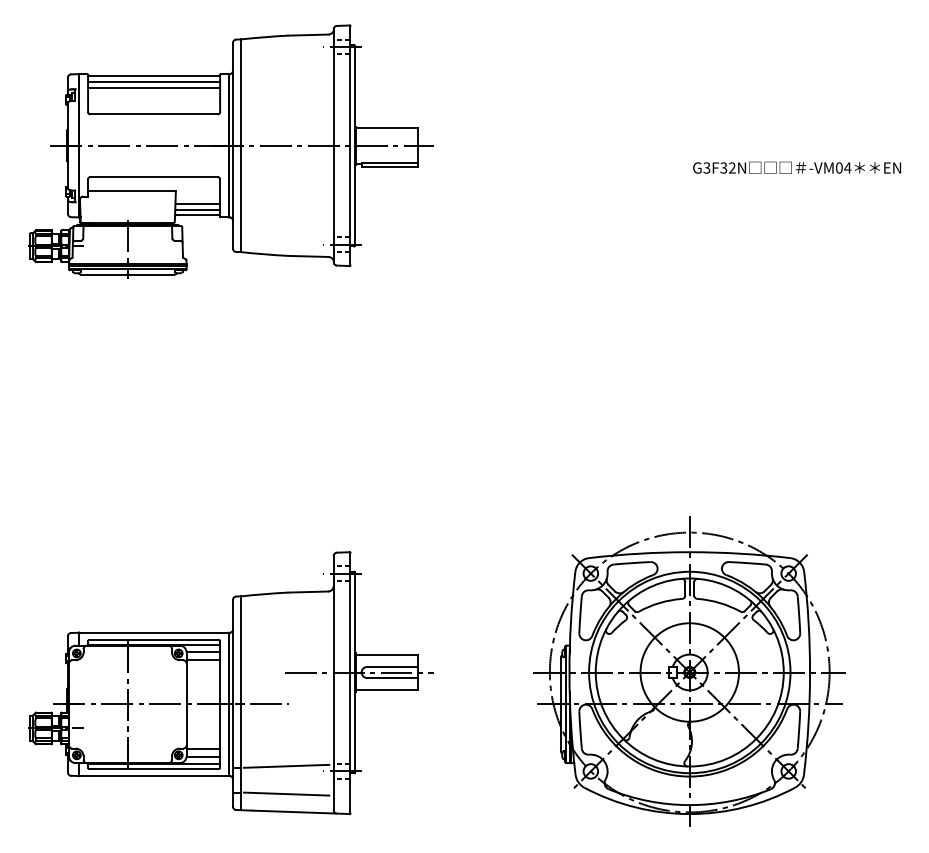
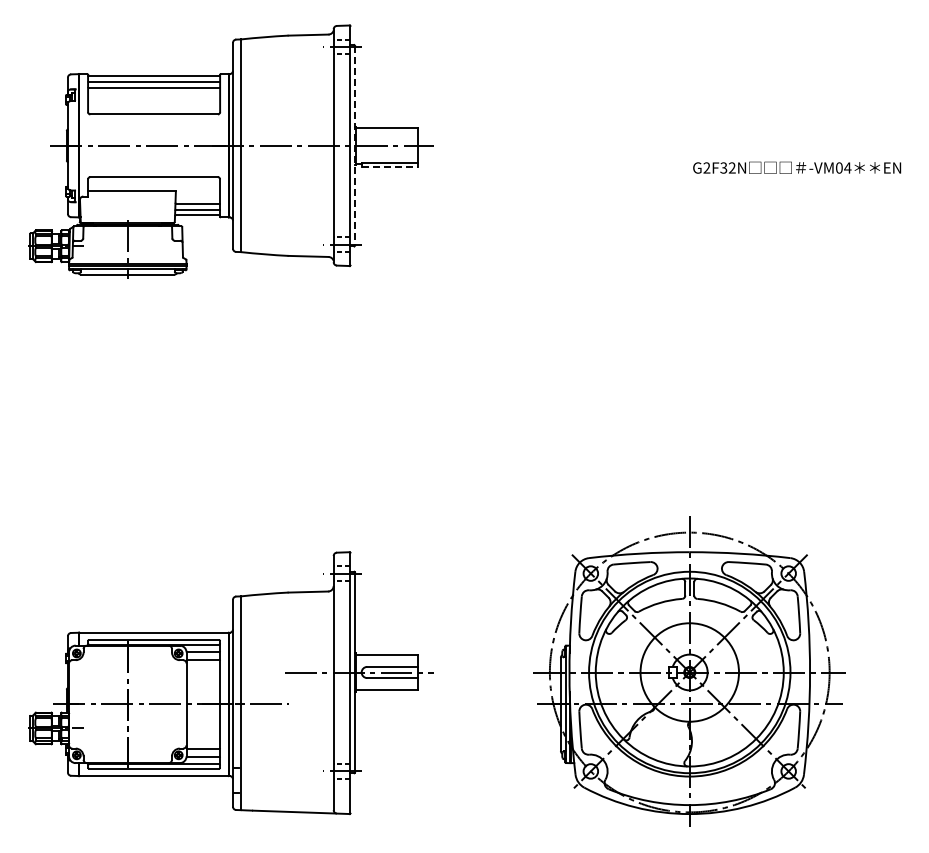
line: solid -> dashed (354, 146)
line: solid -> dashed (389, 167)
text: G3F32N -> G2F32N (706, 168)
line: present -> none (286, 765)
line: present -> none (286, 793)
